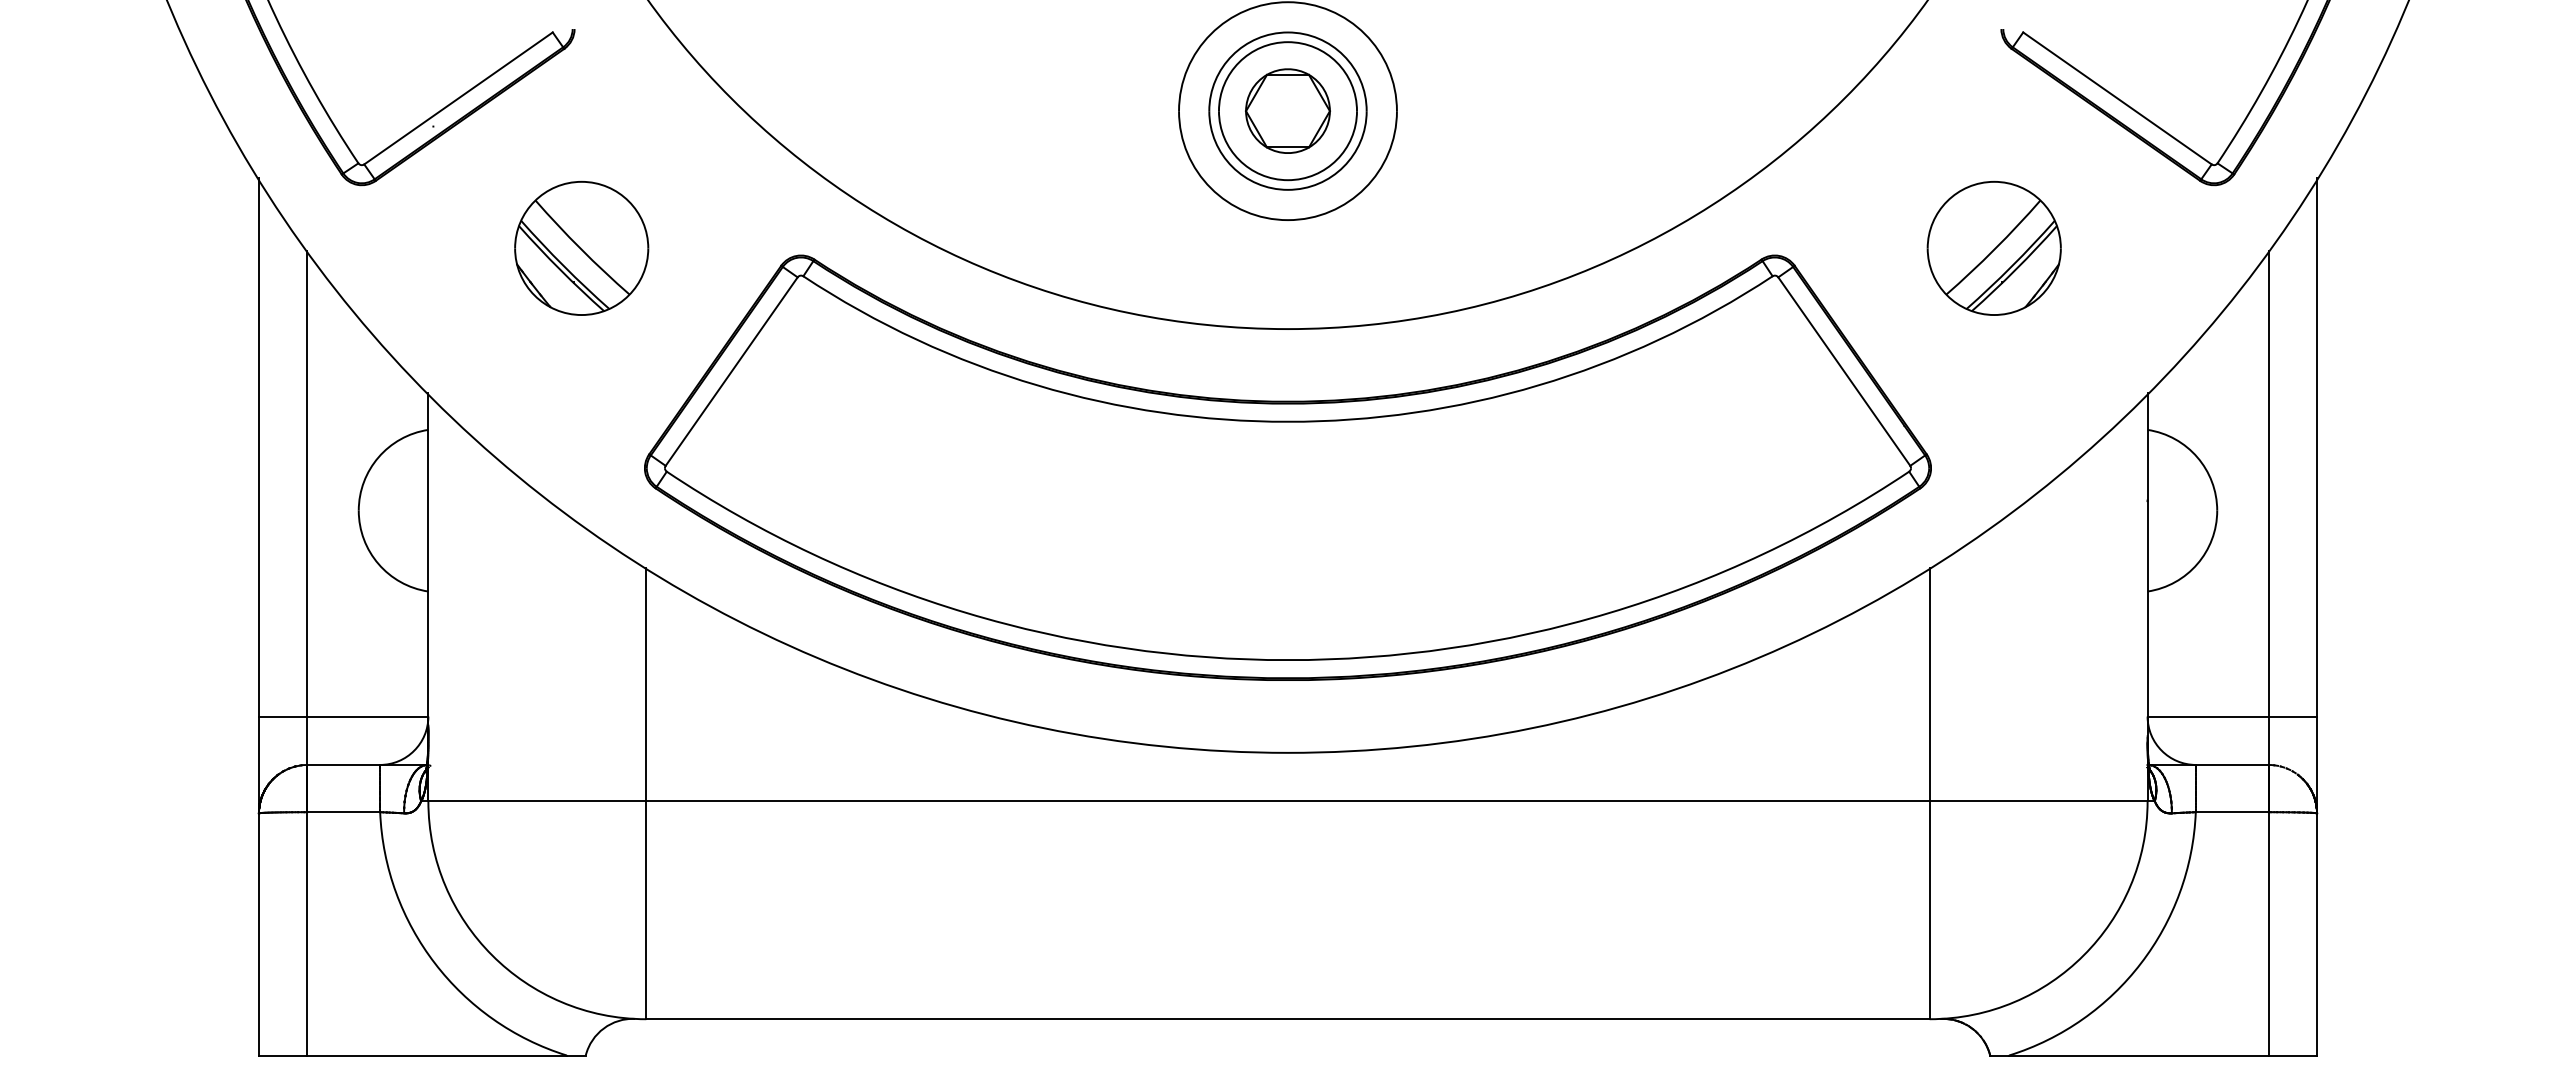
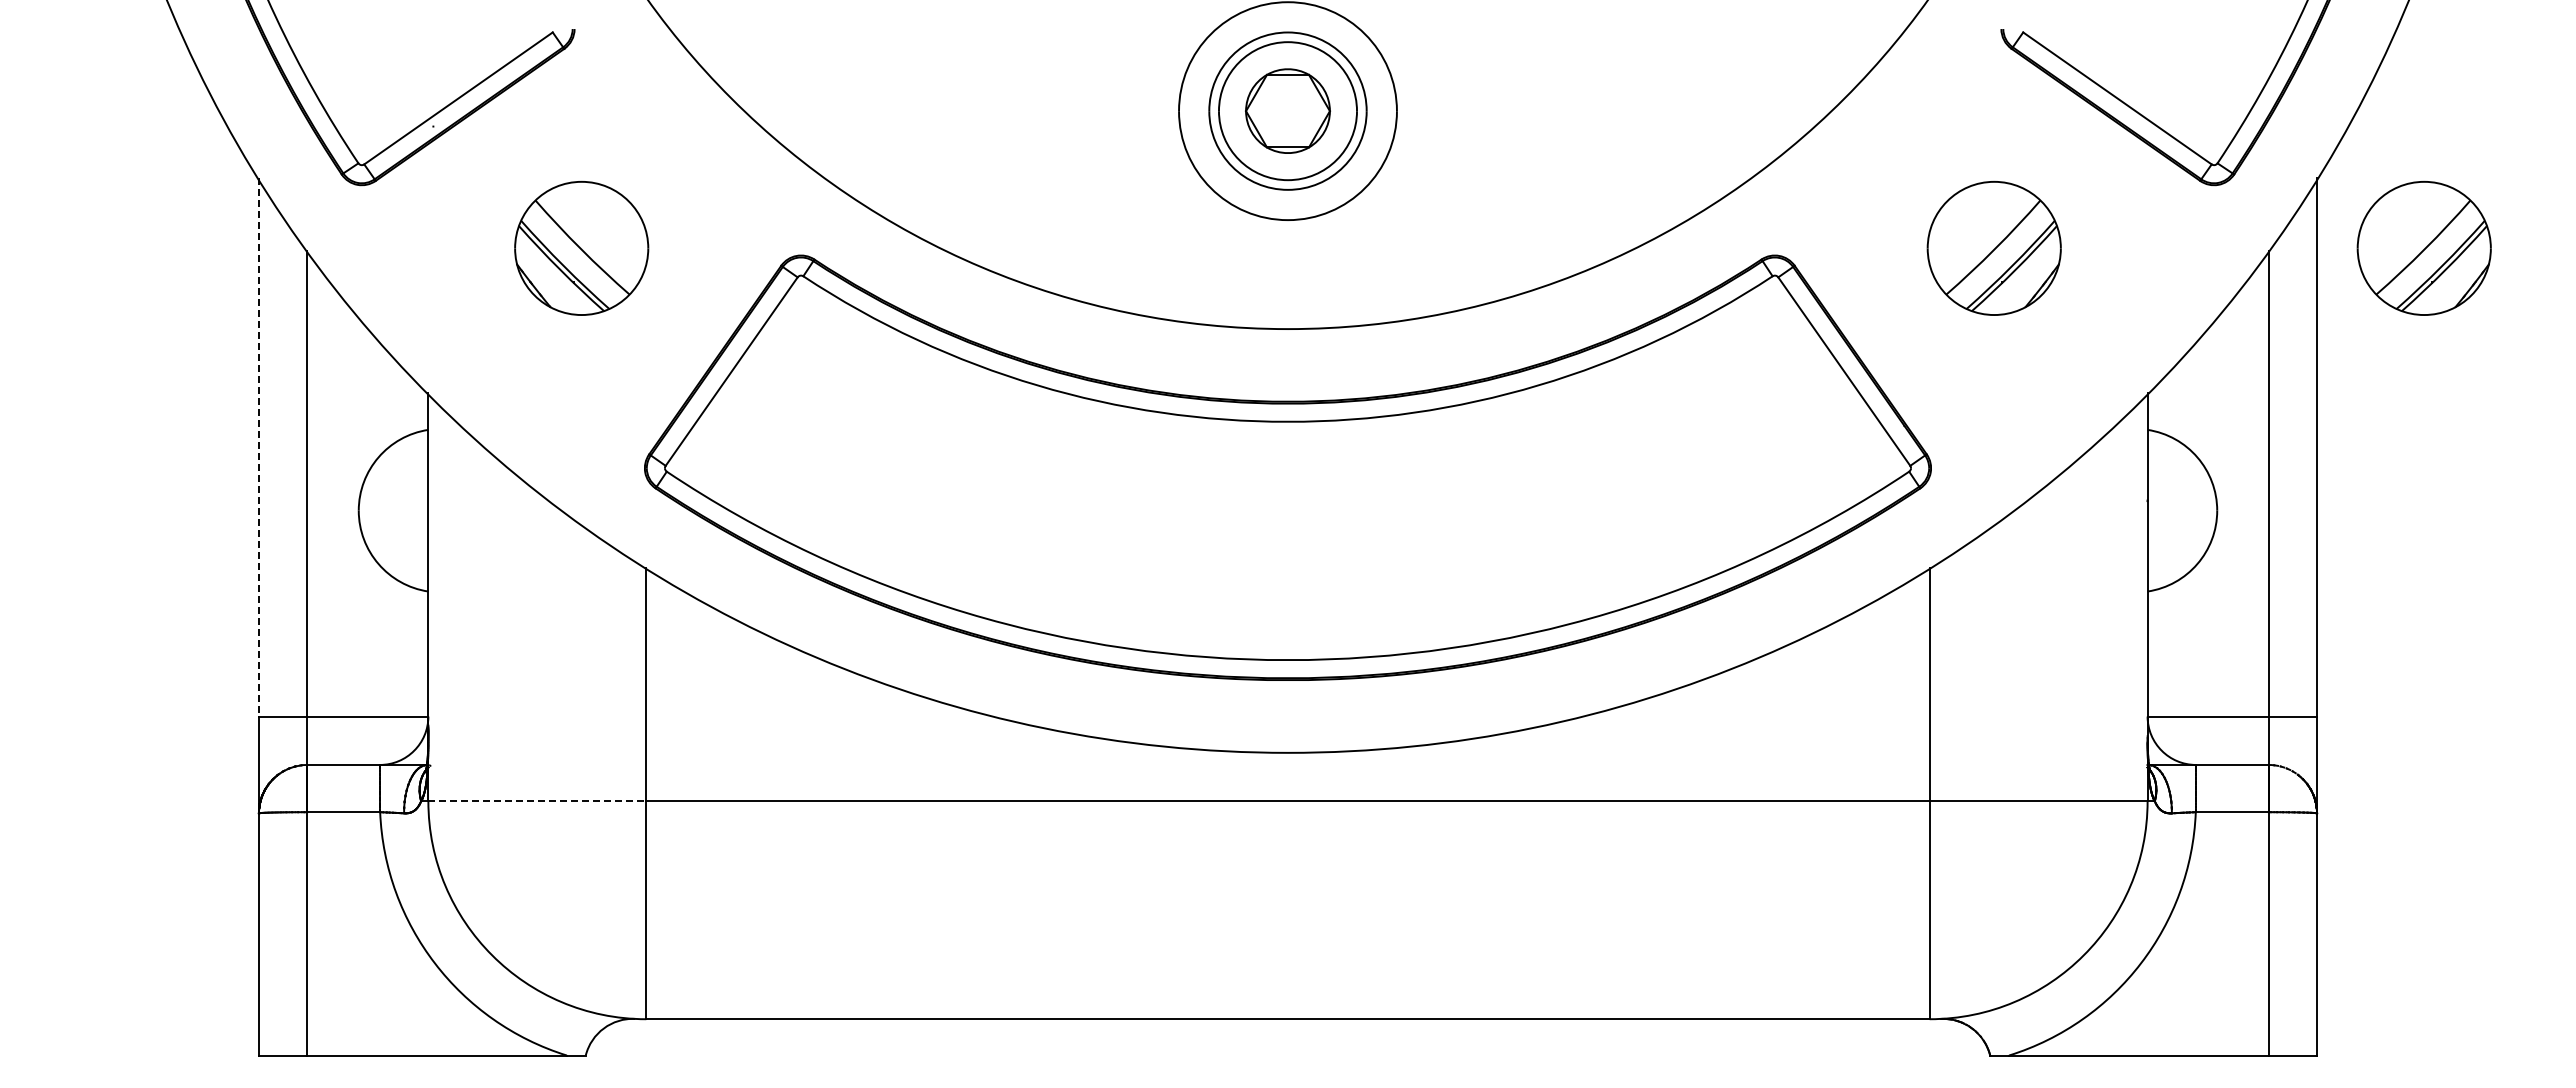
part: none -> present (2423, 248)
line: solid -> dashed (258, 447)
line: solid -> dashed (537, 801)
